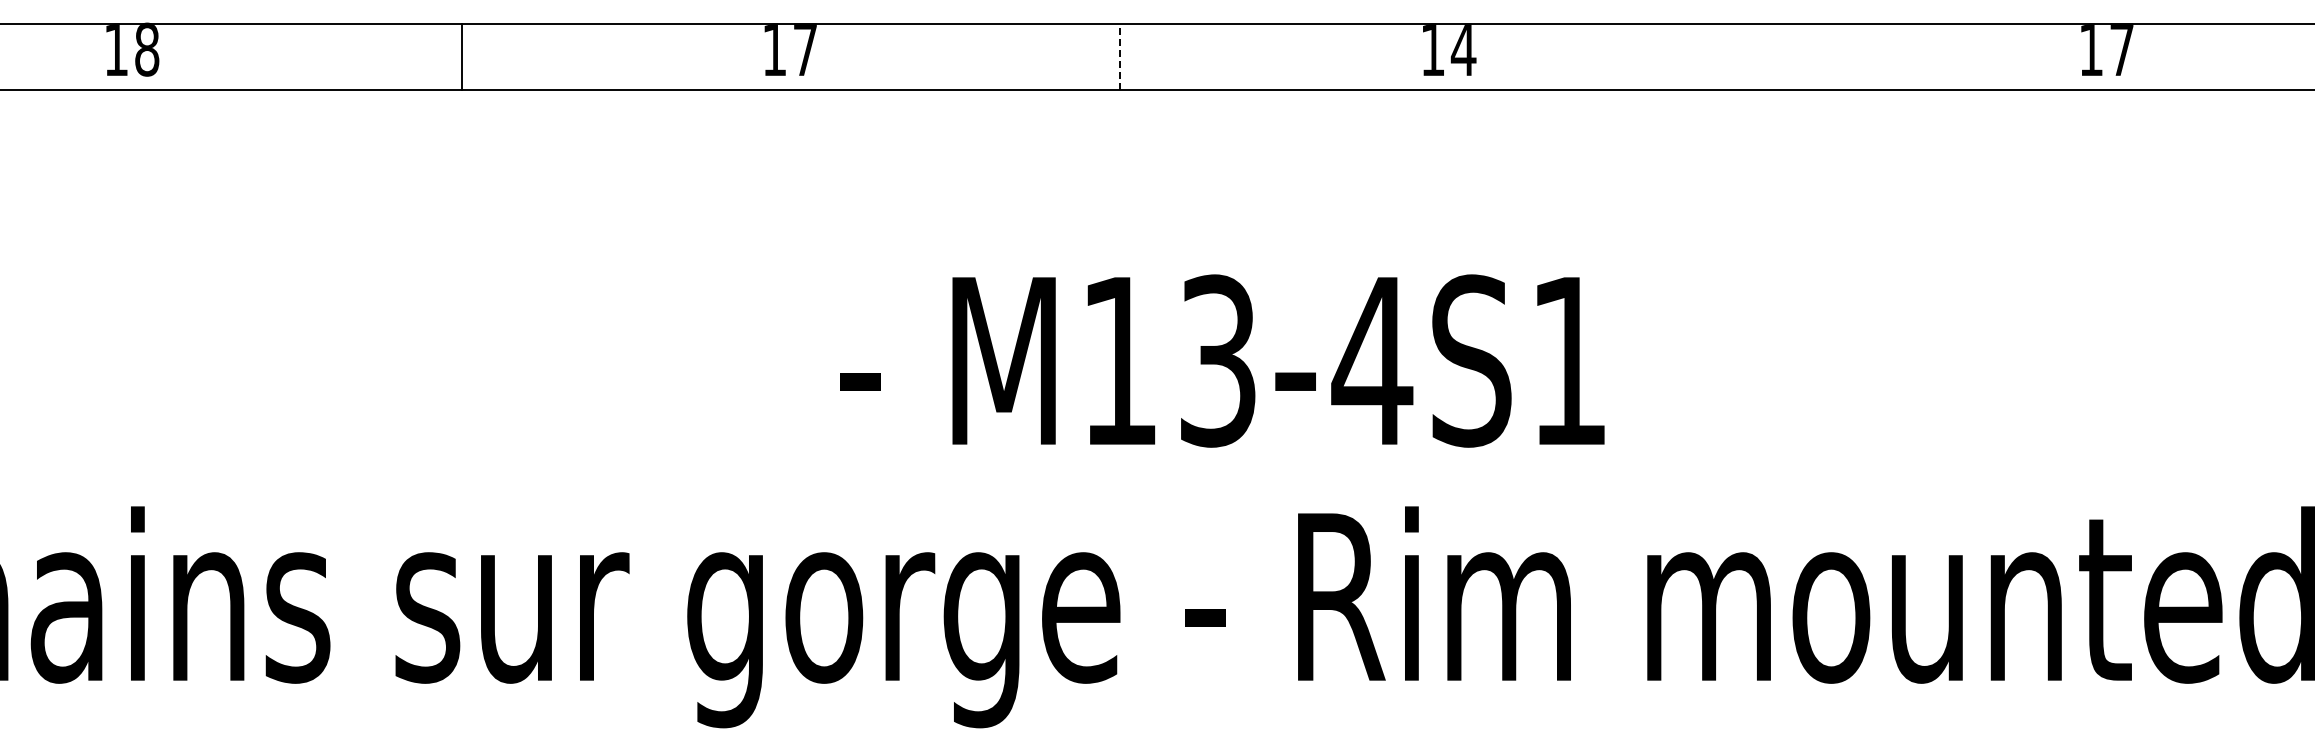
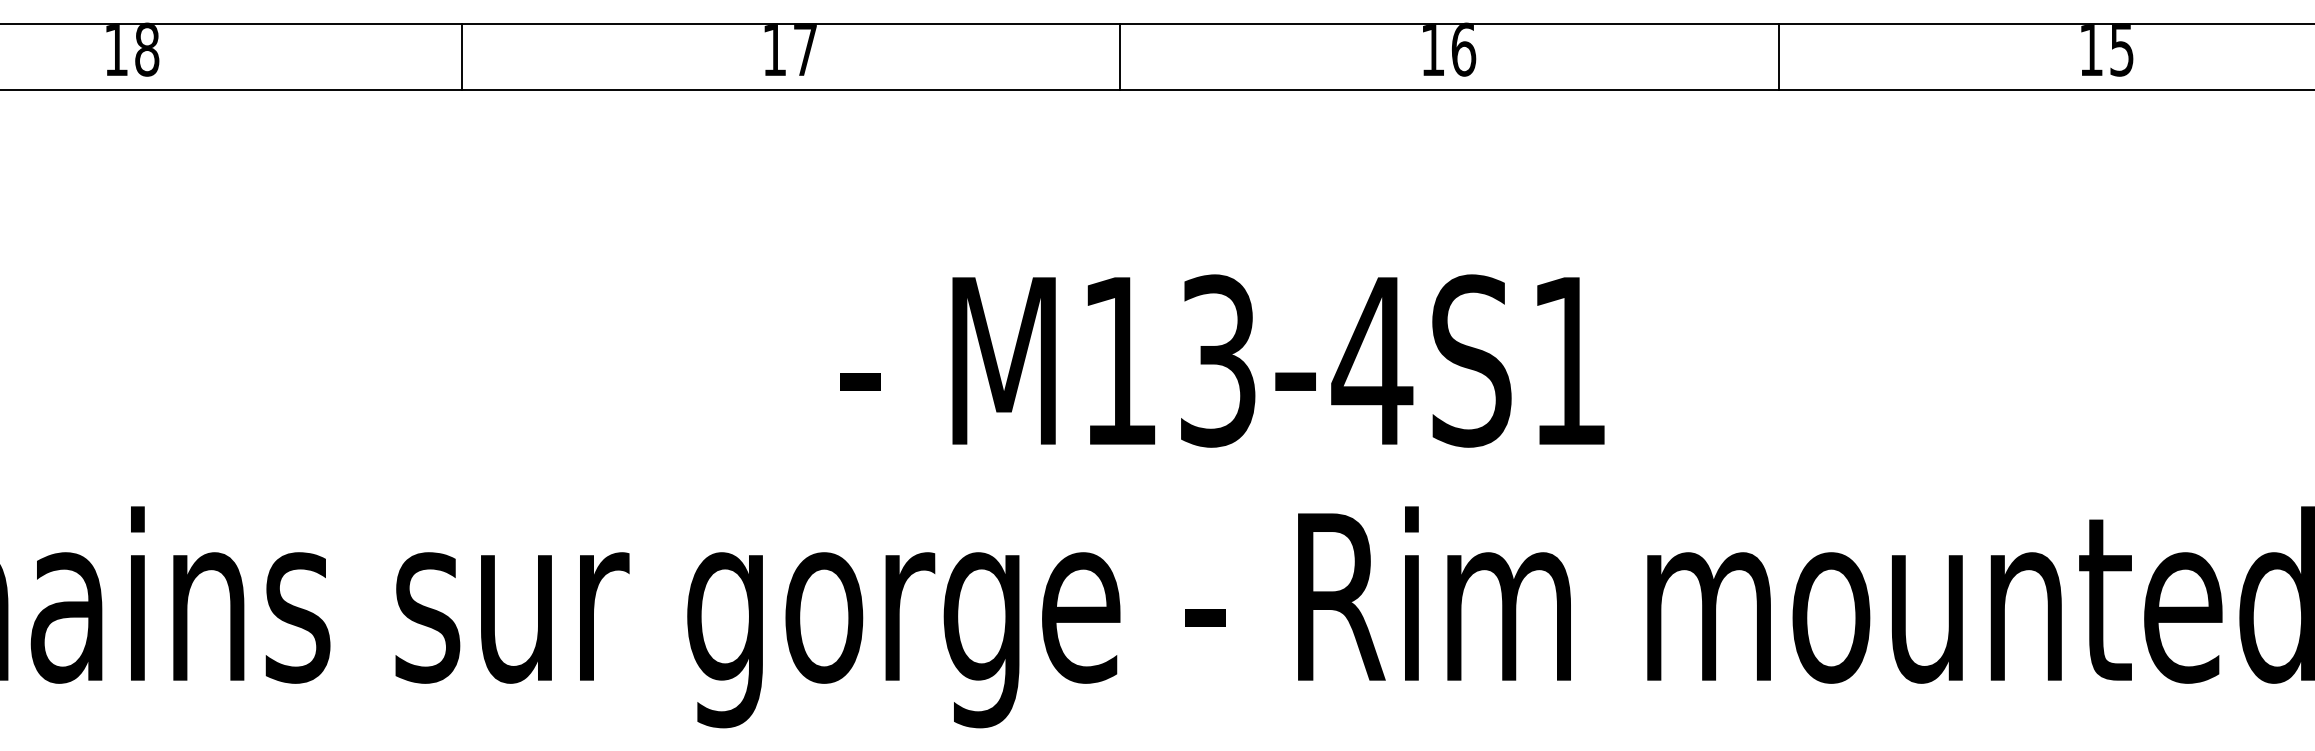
text: 14 -> 16 (1463, 49)
text: 17 -> 15 (2121, 50)
line: dashed -> solid (1120, 57)
line: none -> present (1778, 57)
